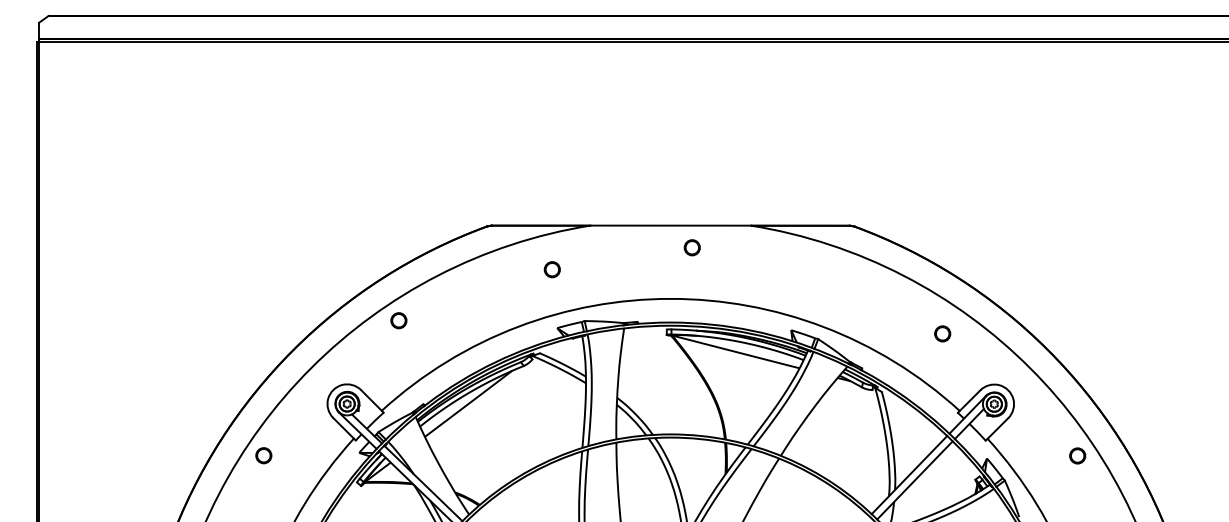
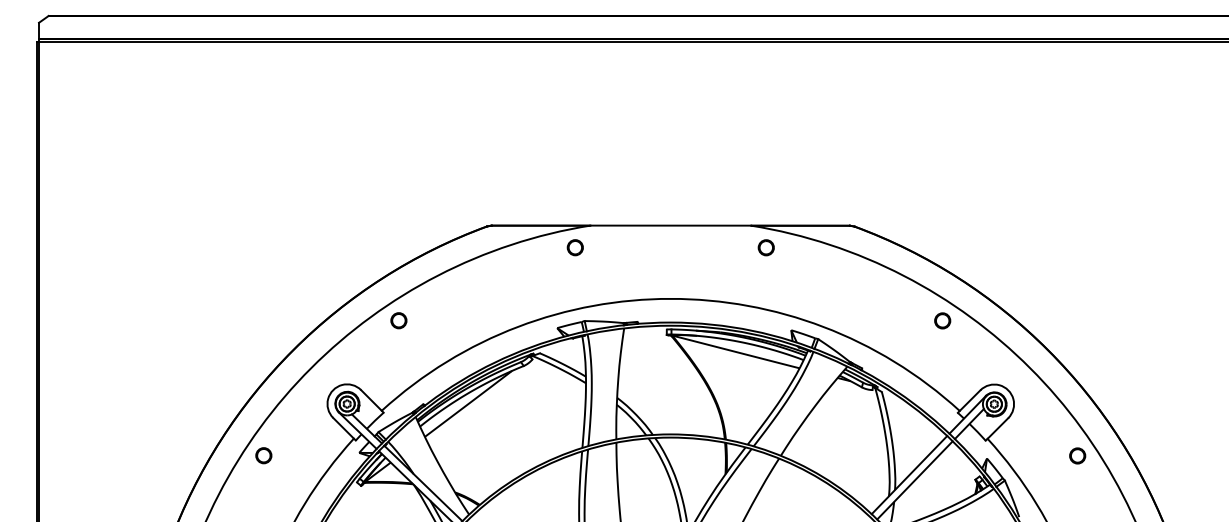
circle position: (691, 247) -> (765, 247) (765, 247)
circle position: (551, 269) -> (574, 247) (574, 247)
circle position: (942, 333) -> (942, 320) (942, 320)
